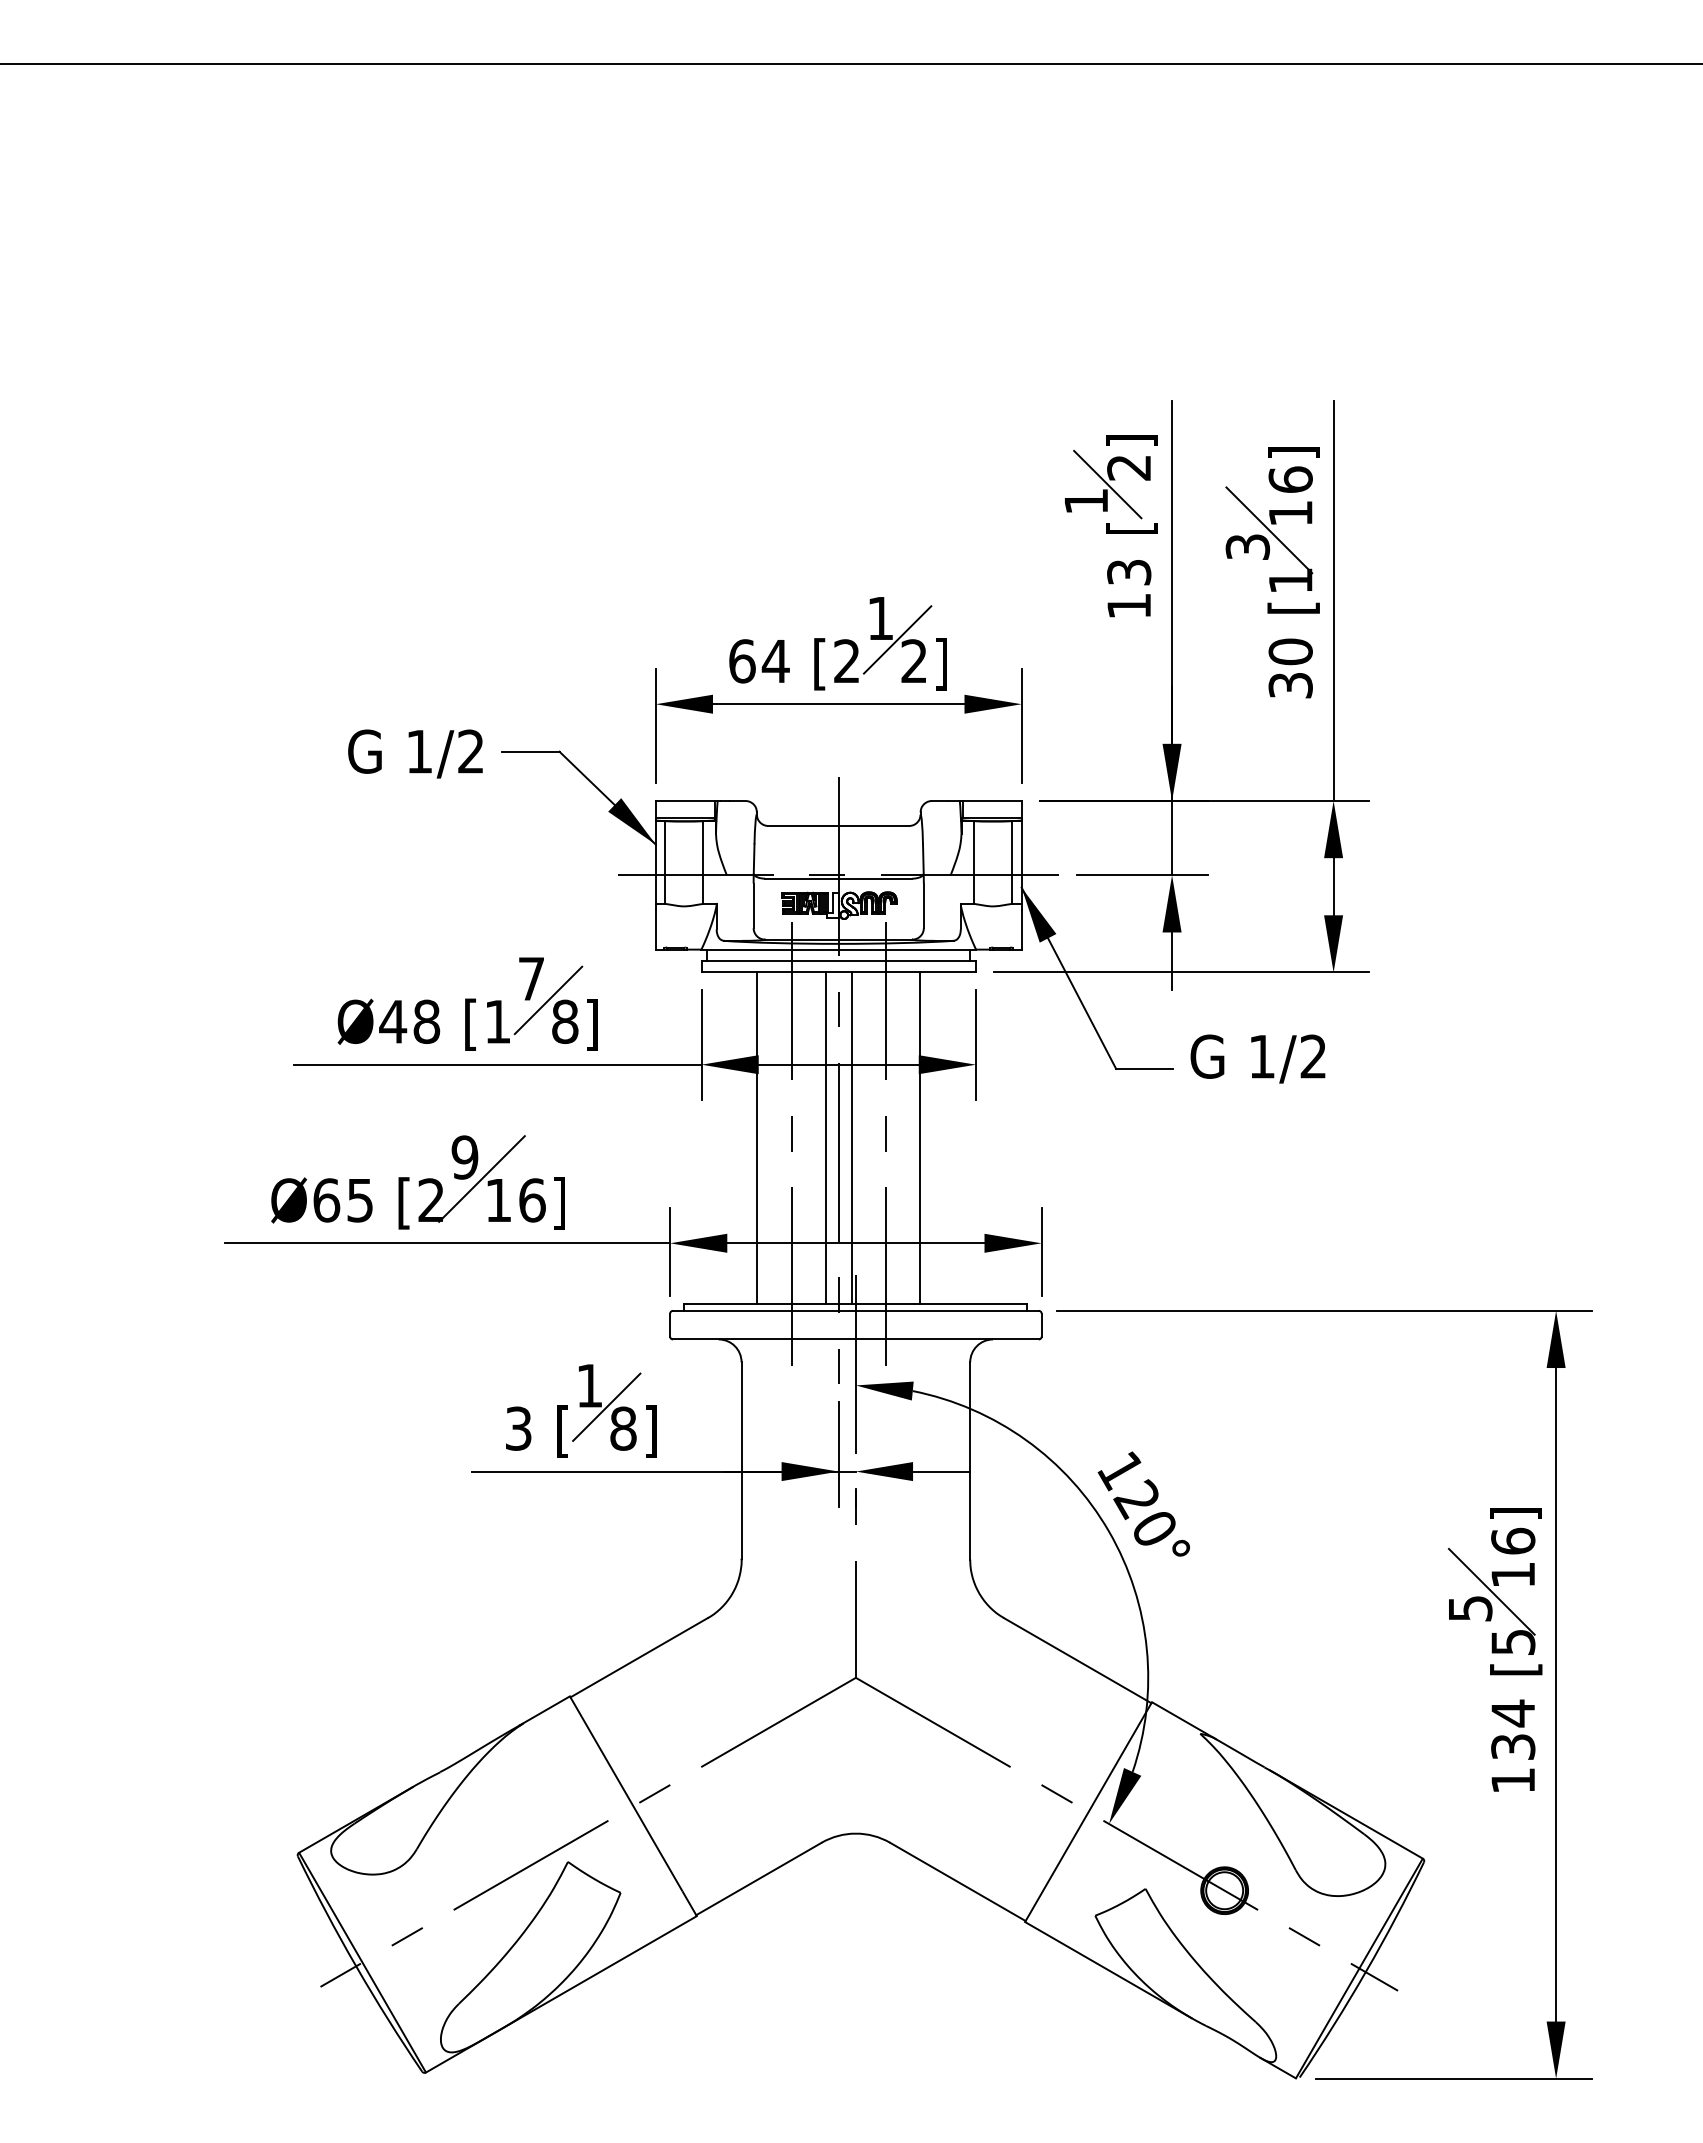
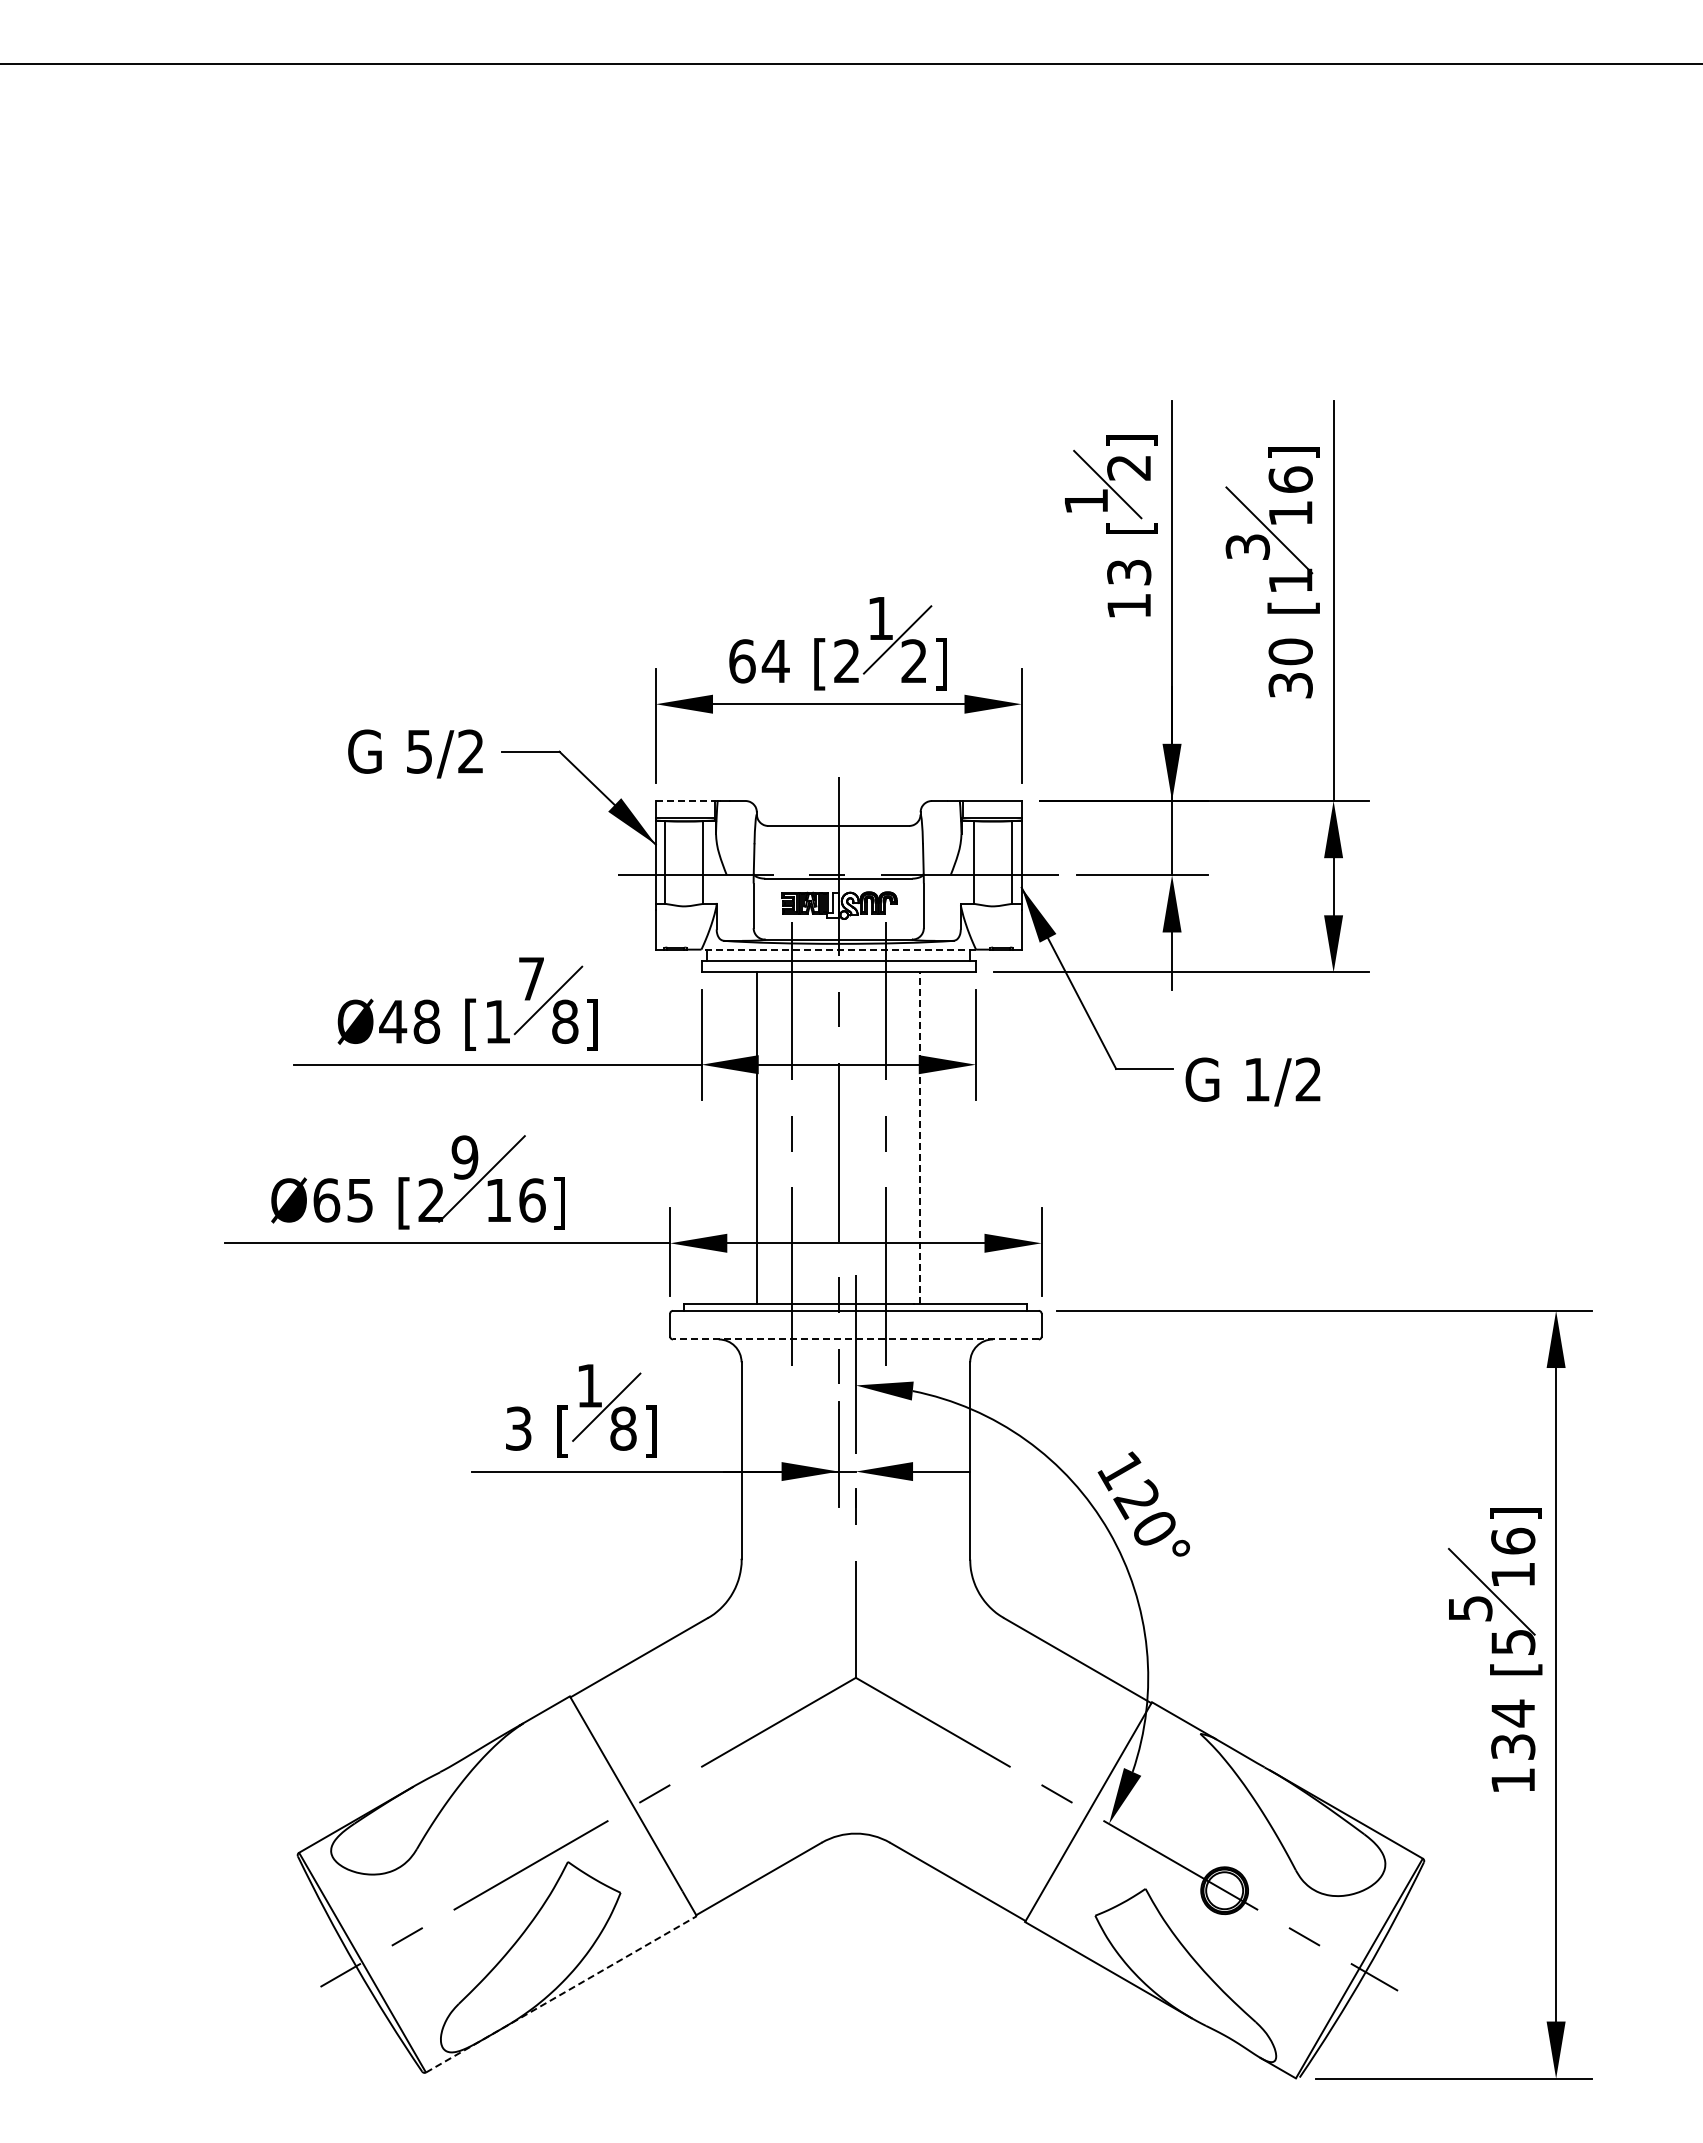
text: 1/2 -> 5/2 (419, 751)
line: solid -> dashed (685, 801)
line: solid -> dashed (838, 949)
text position: (1257, 1058) -> (1252, 1081) (1252, 1081)
line: present -> none (825, 1138)
line: present -> none (851, 1138)
line: solid -> dashed (920, 1138)
line: solid -> dashed (855, 1339)
line: solid -> dashed (561, 1994)
